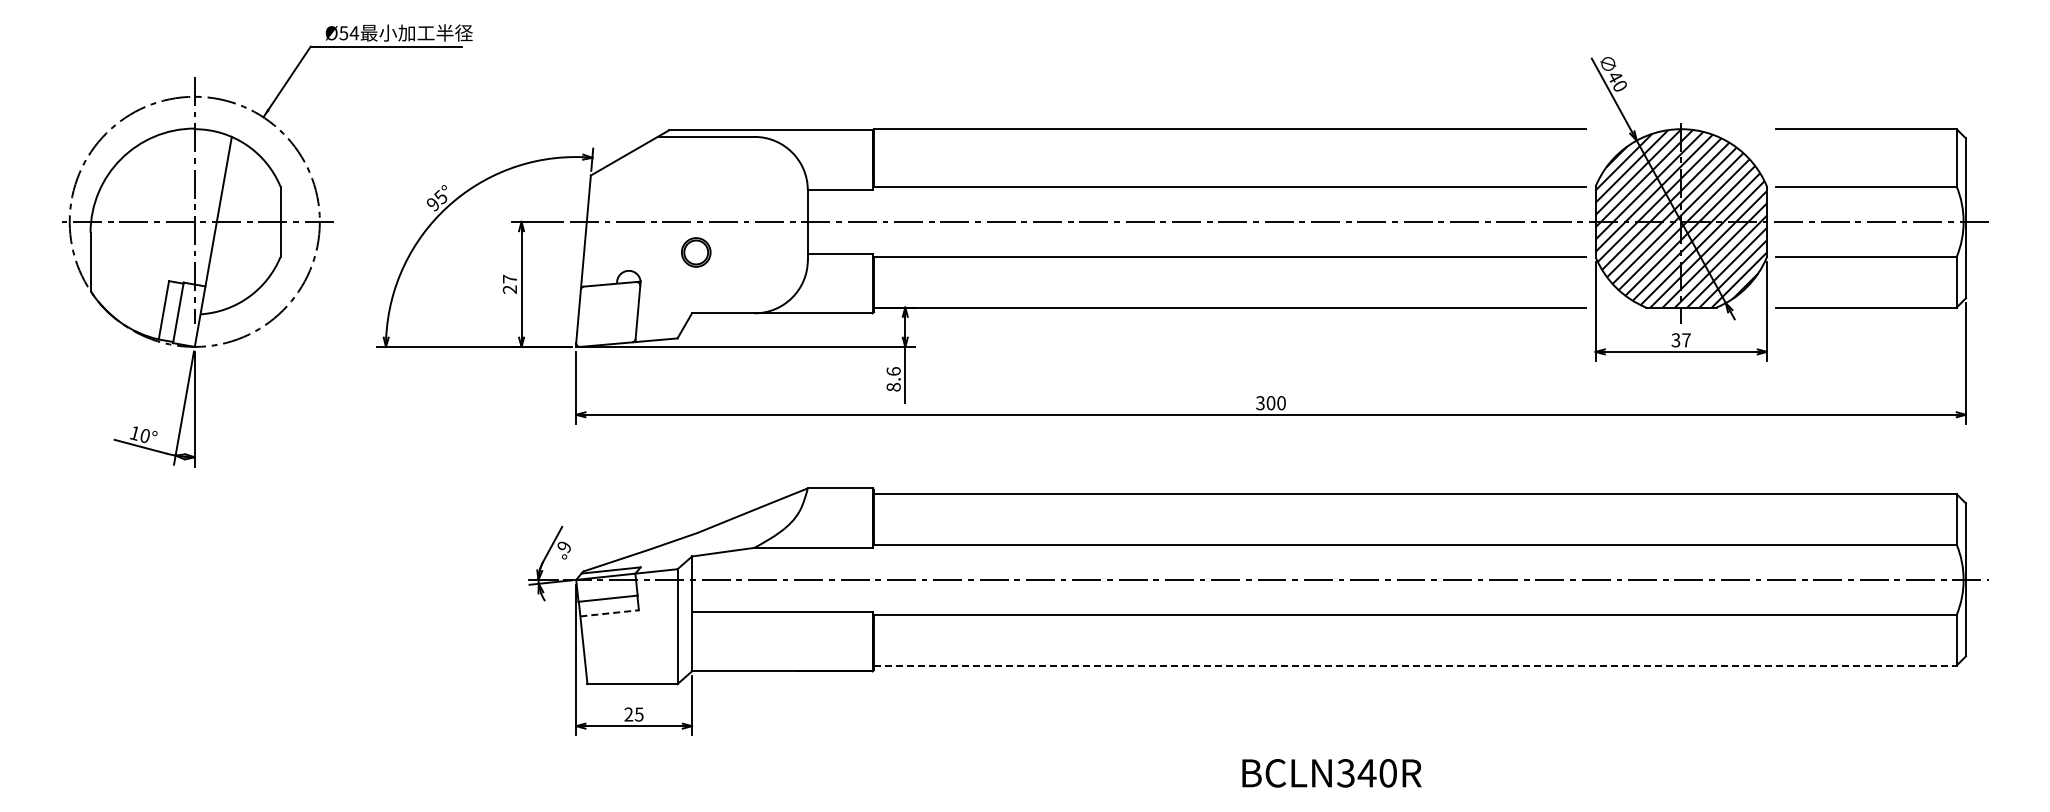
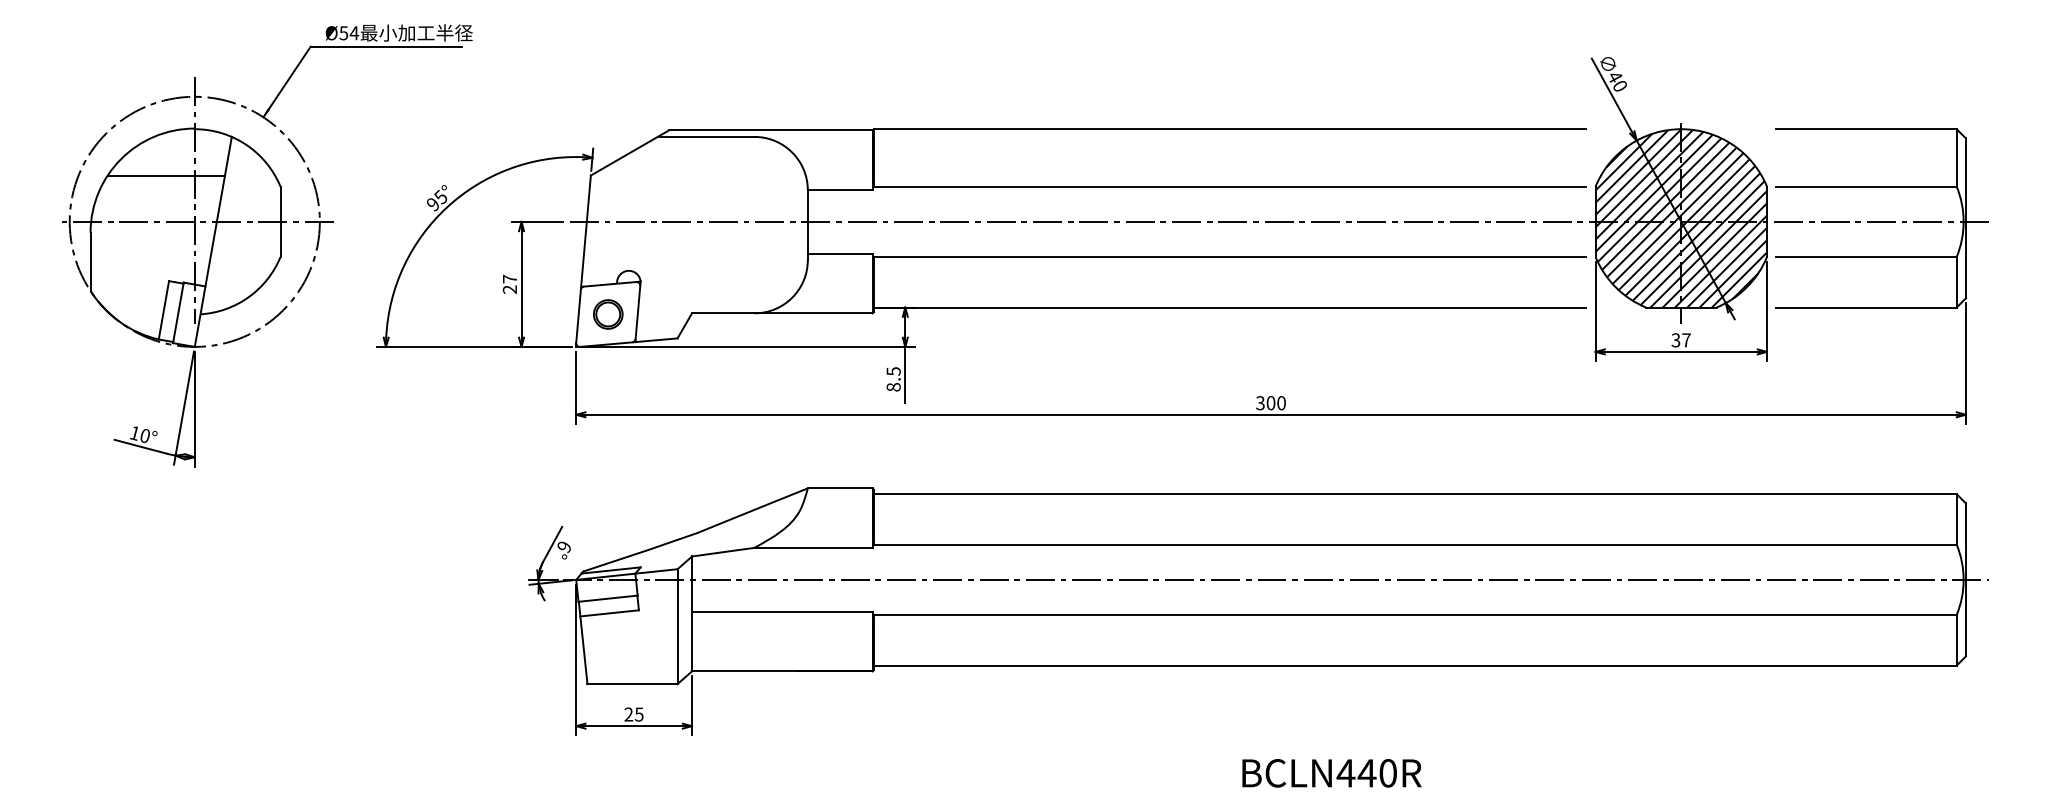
line: none -> present (166, 175)
part position: (696, 252) -> (608, 314) (608, 314)
text: 8.6 -> 8.5 (893, 371)
line: dashed -> solid (610, 613)
line: dashed -> solid (1415, 665)
text: BCLN340R -> BCLN440R (1345, 773)
